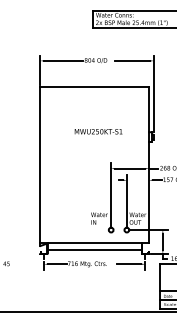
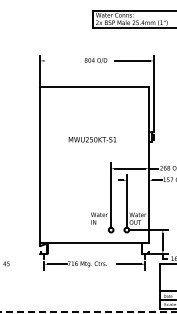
line: present -> none (63, 60)
text position: (98, 131) -> (92, 139) (92, 139)
line: present -> none (94, 249)
line: solid -> dashed (88, 311)
